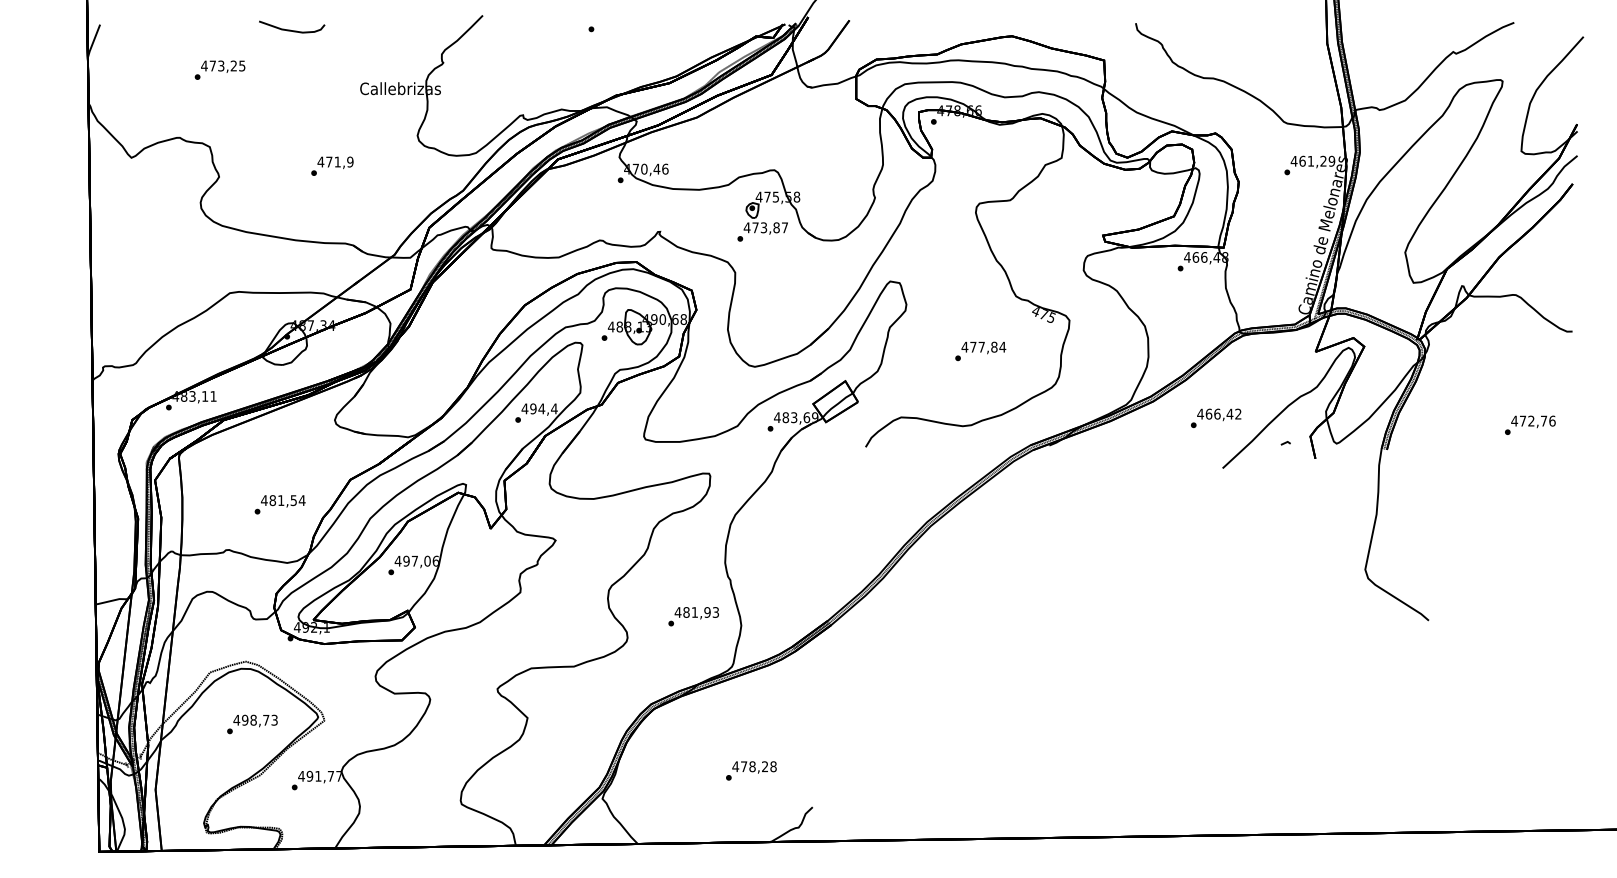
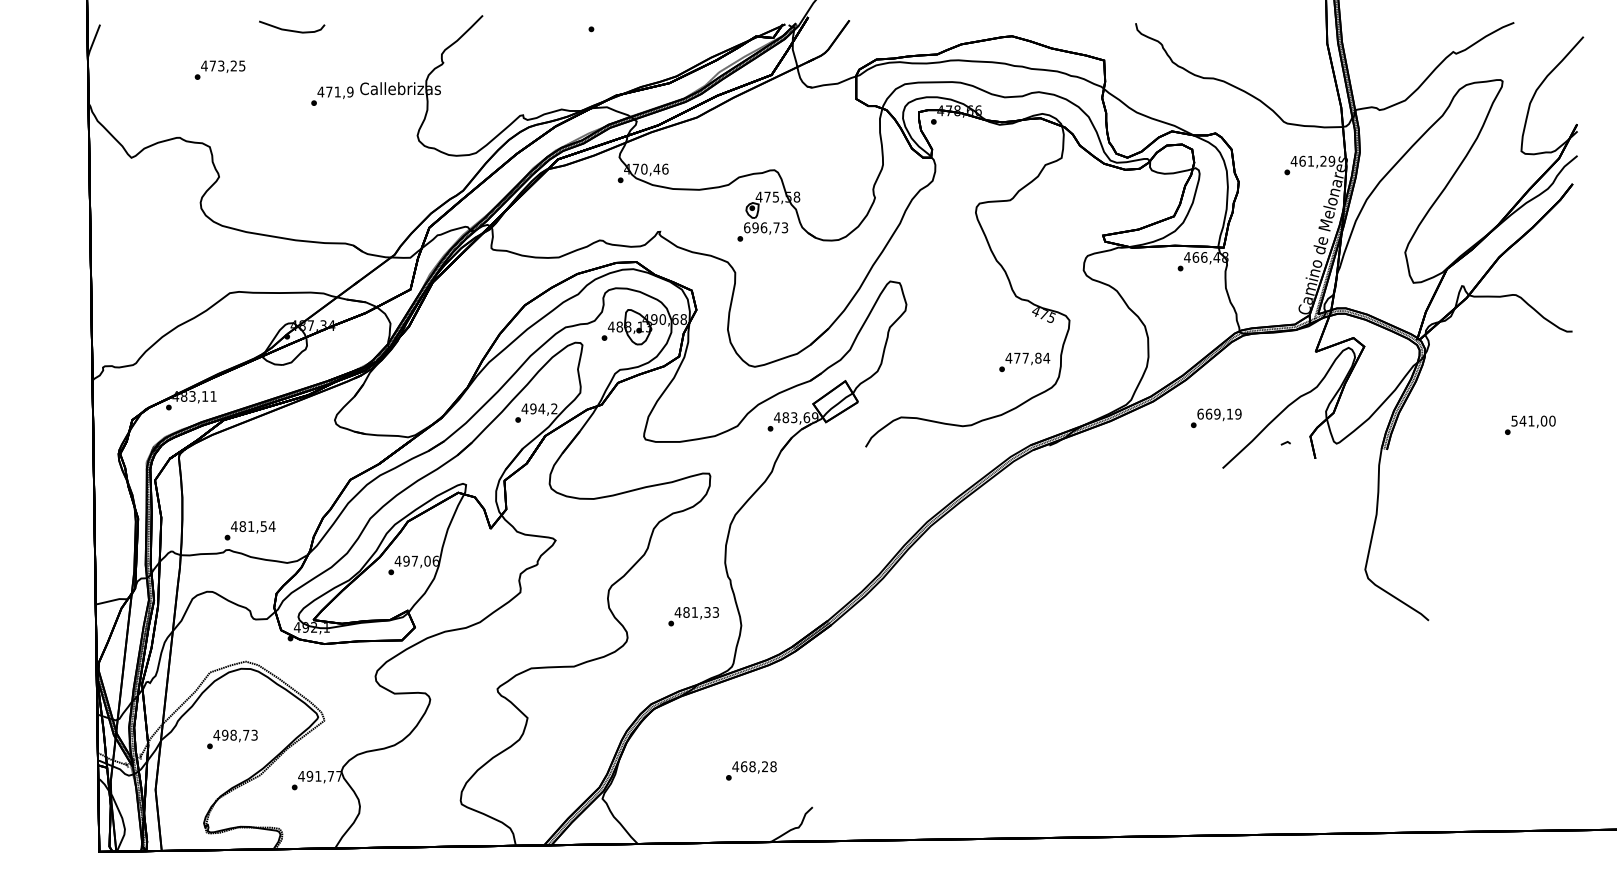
text position: (332, 165) -> (332, 95) (332, 95)
text: 473,87 -> 696,73 (765, 227)
text position: (980, 351) -> (1024, 362) (1024, 362)
text: 494,4 -> 494,2 (554, 408)
text: 466,42 -> 669,19 (1219, 413)
text: 472,76 -> 541,00 (1533, 420)
text position: (279, 504) -> (249, 530) (249, 530)
text: 481,93 -> 481,33 (707, 612)
text position: (252, 724) -> (232, 739) (232, 739)
text: 478,28 -> 468,28 (744, 766)
